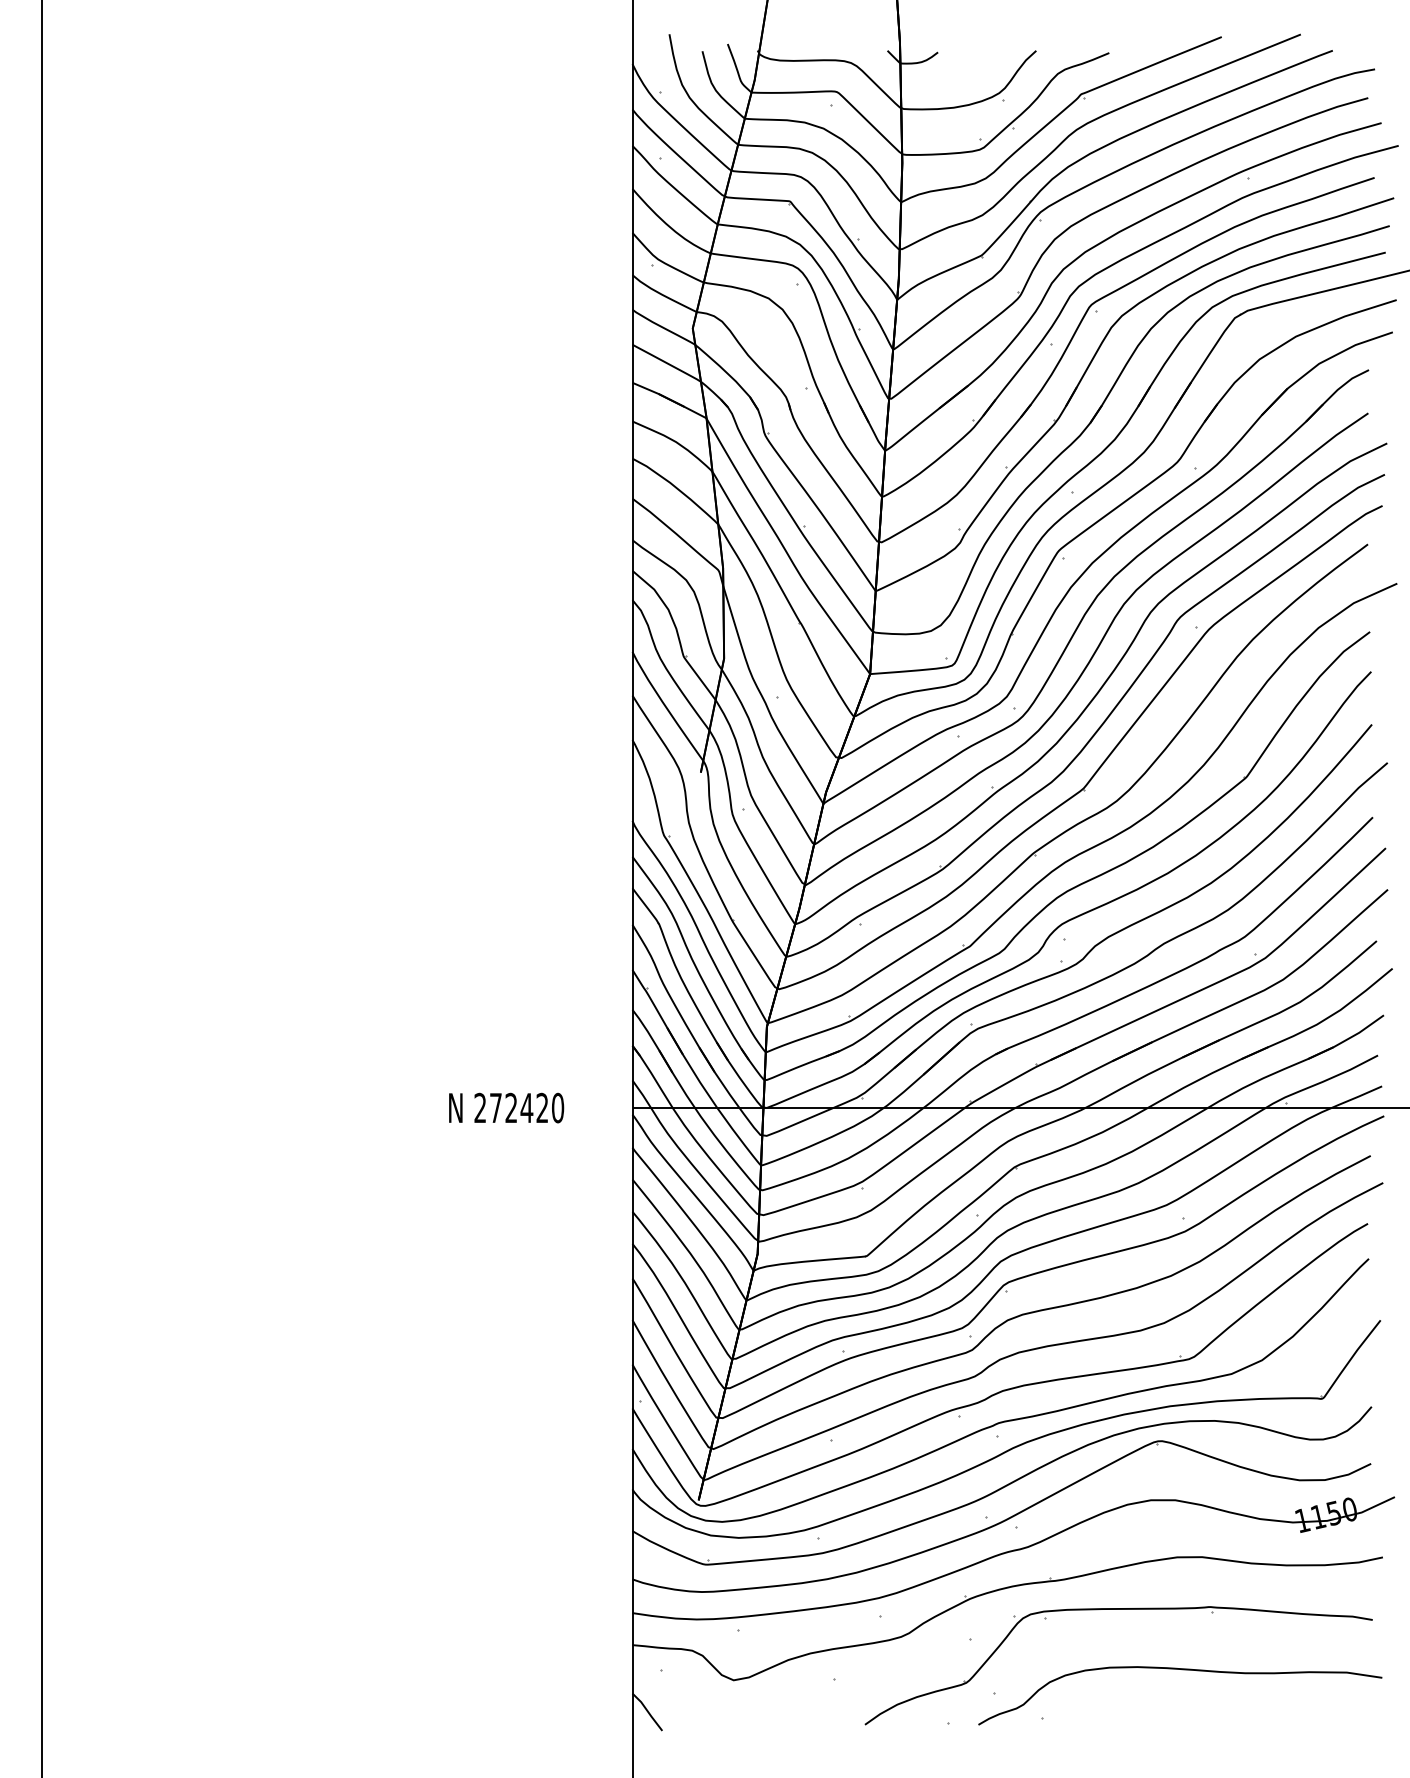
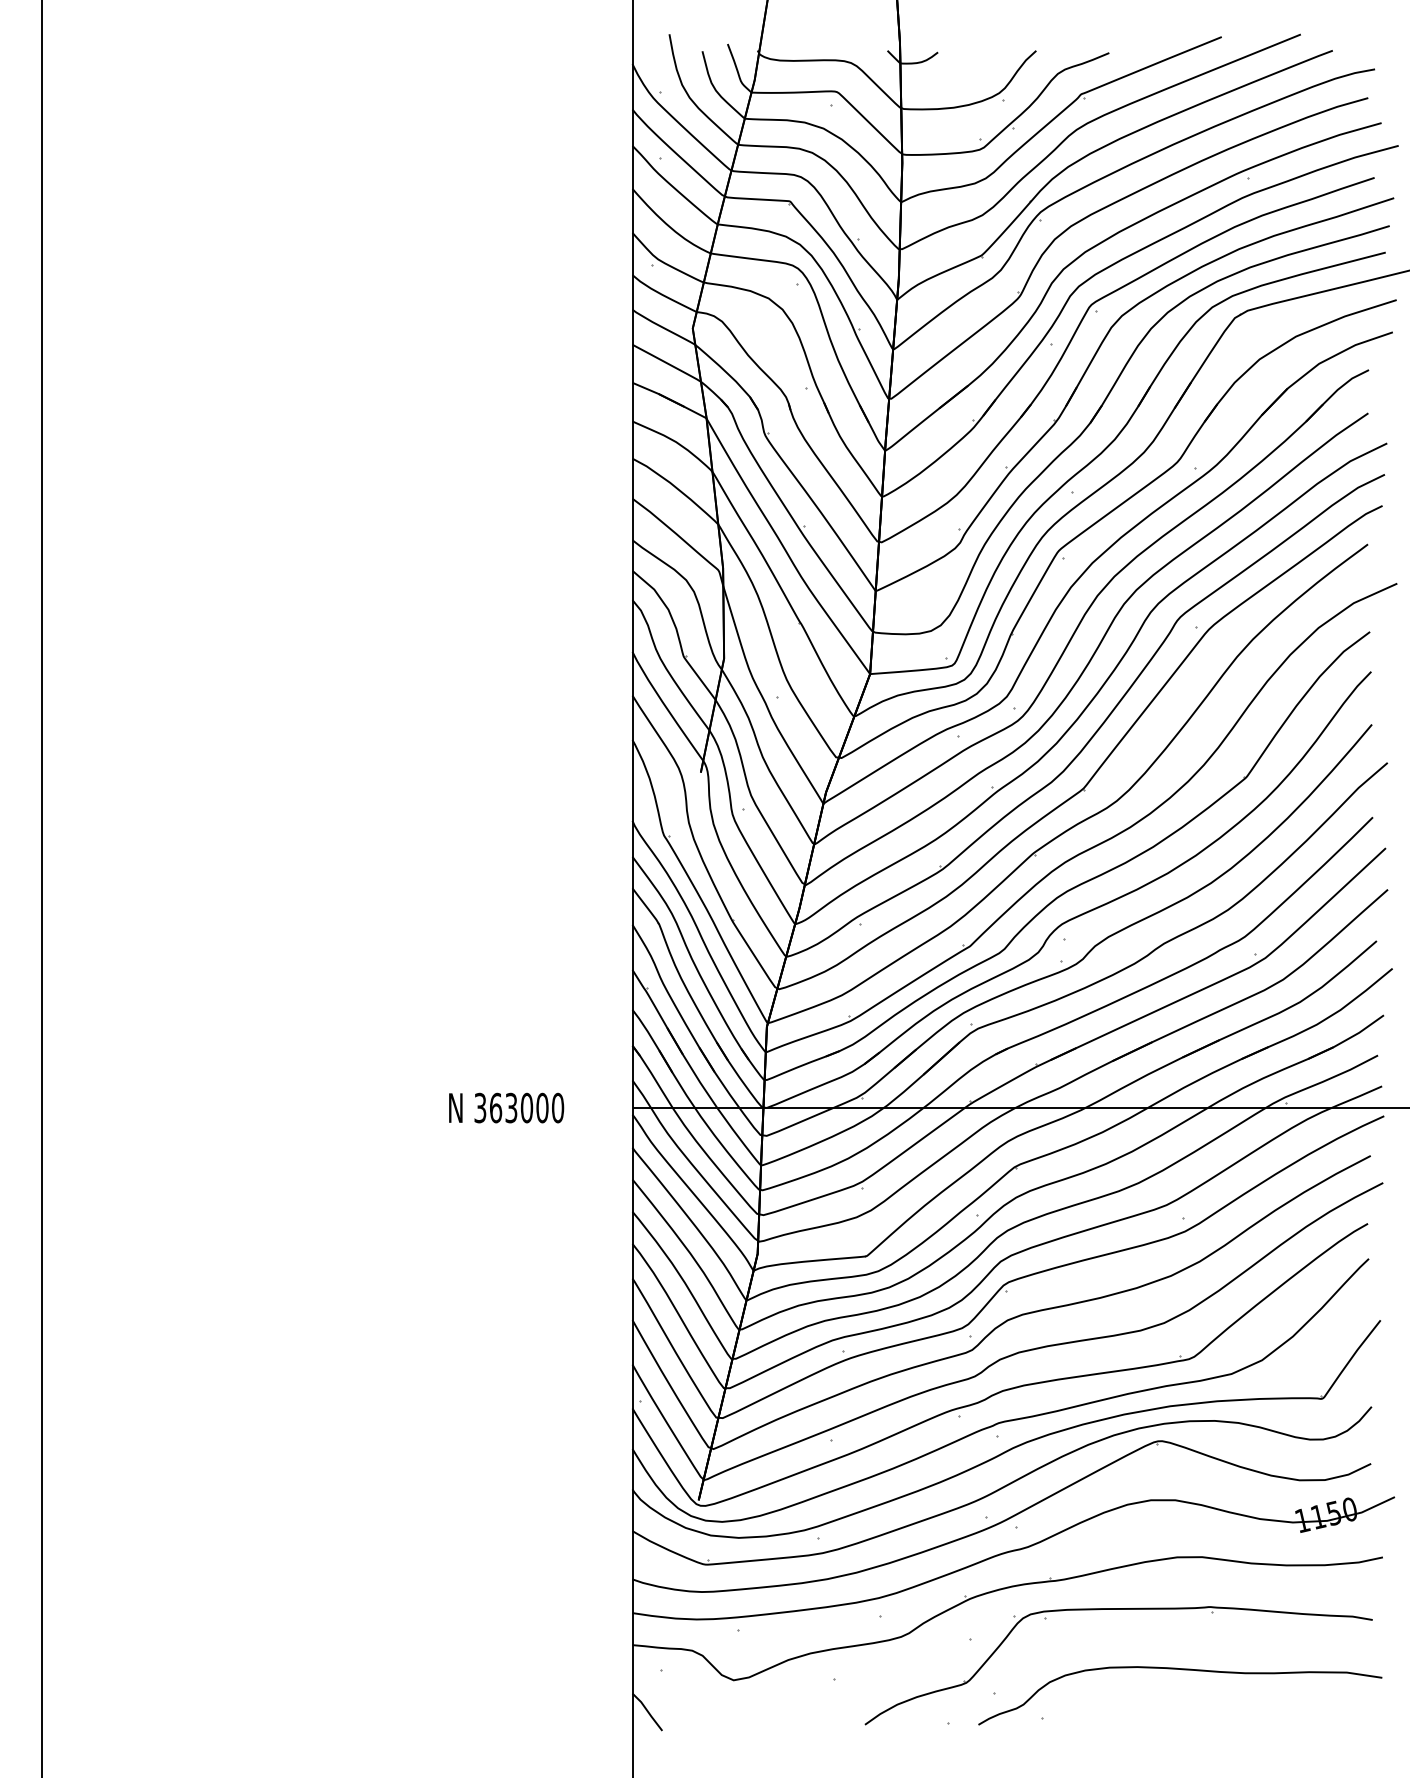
text: 272420 -> 363000 (511, 1107)
